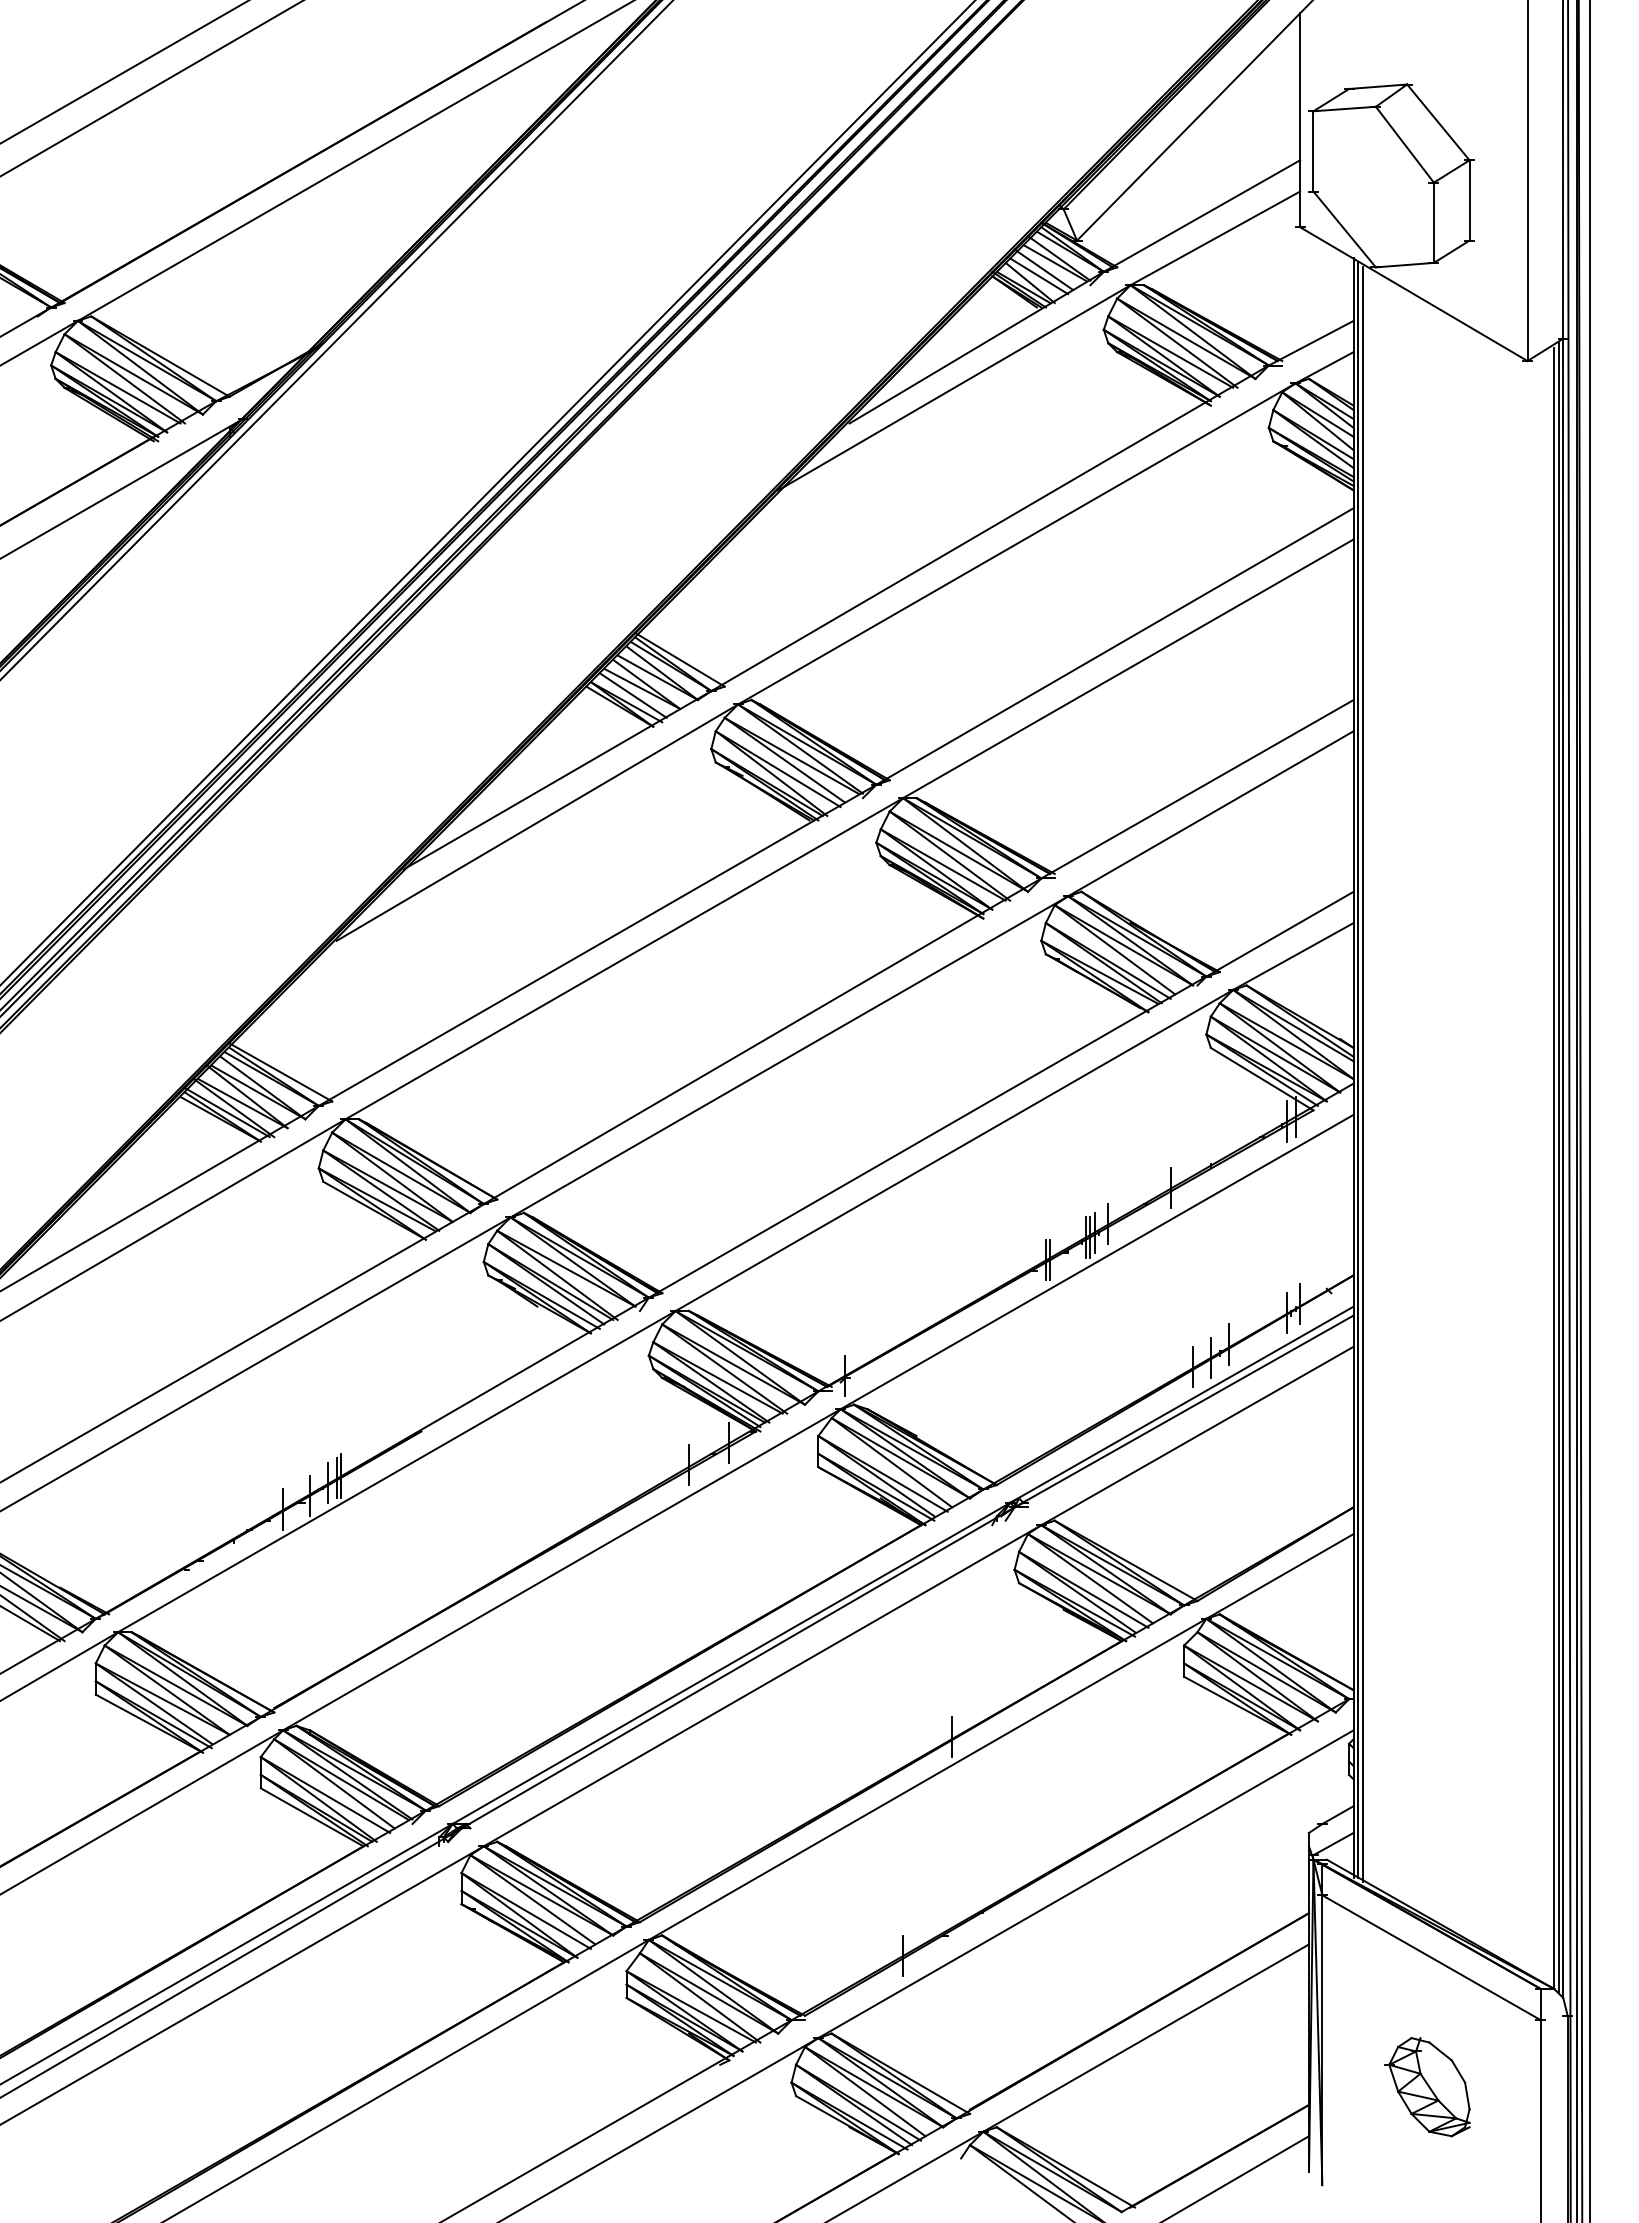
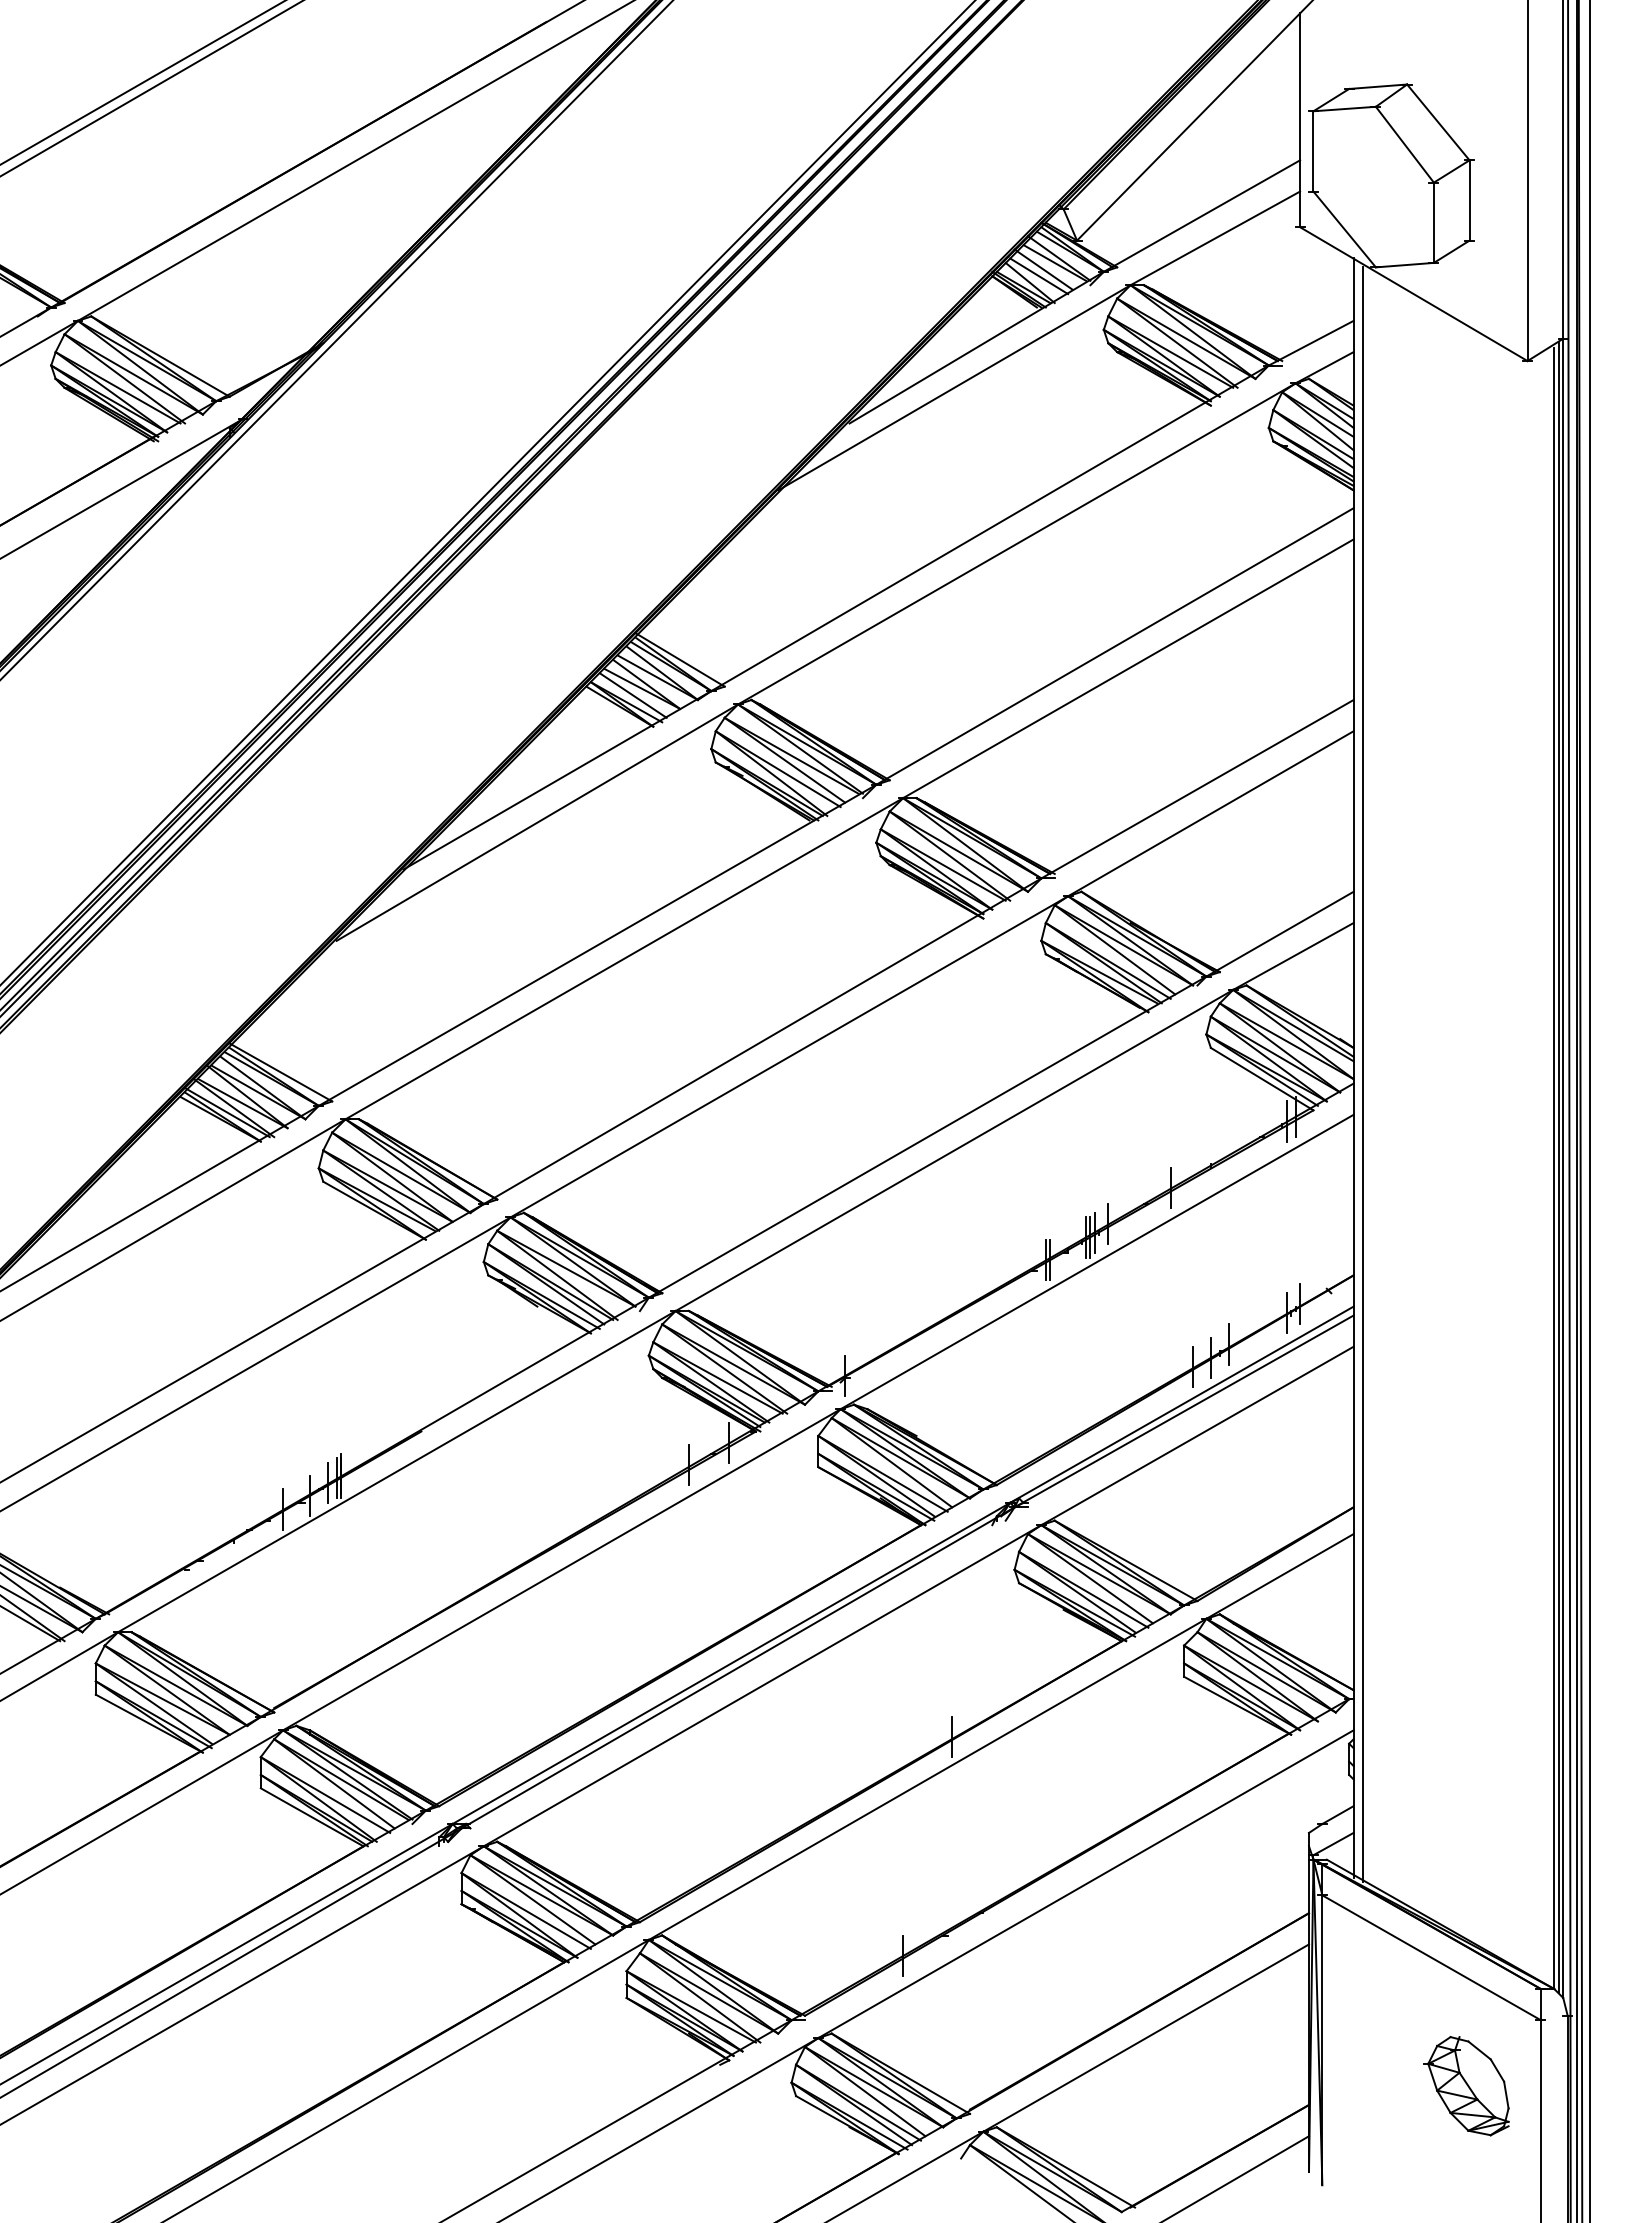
line position: (124, 72) -> (142, 82) (142, 82)
line: present -> none (1358, 1069)
part position: (1427, 2087) -> (1466, 2086) (1466, 2086)
